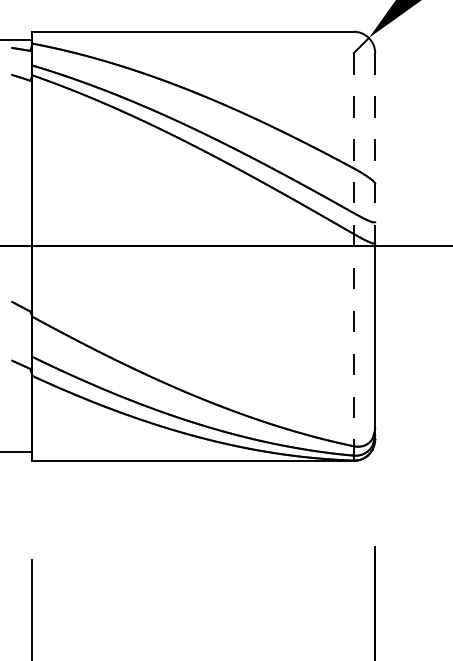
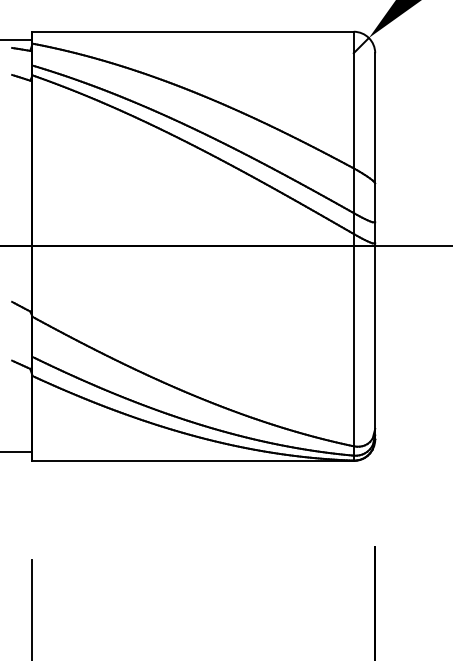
line: dashed -> solid (375, 149)
line: dashed -> solid (353, 246)
